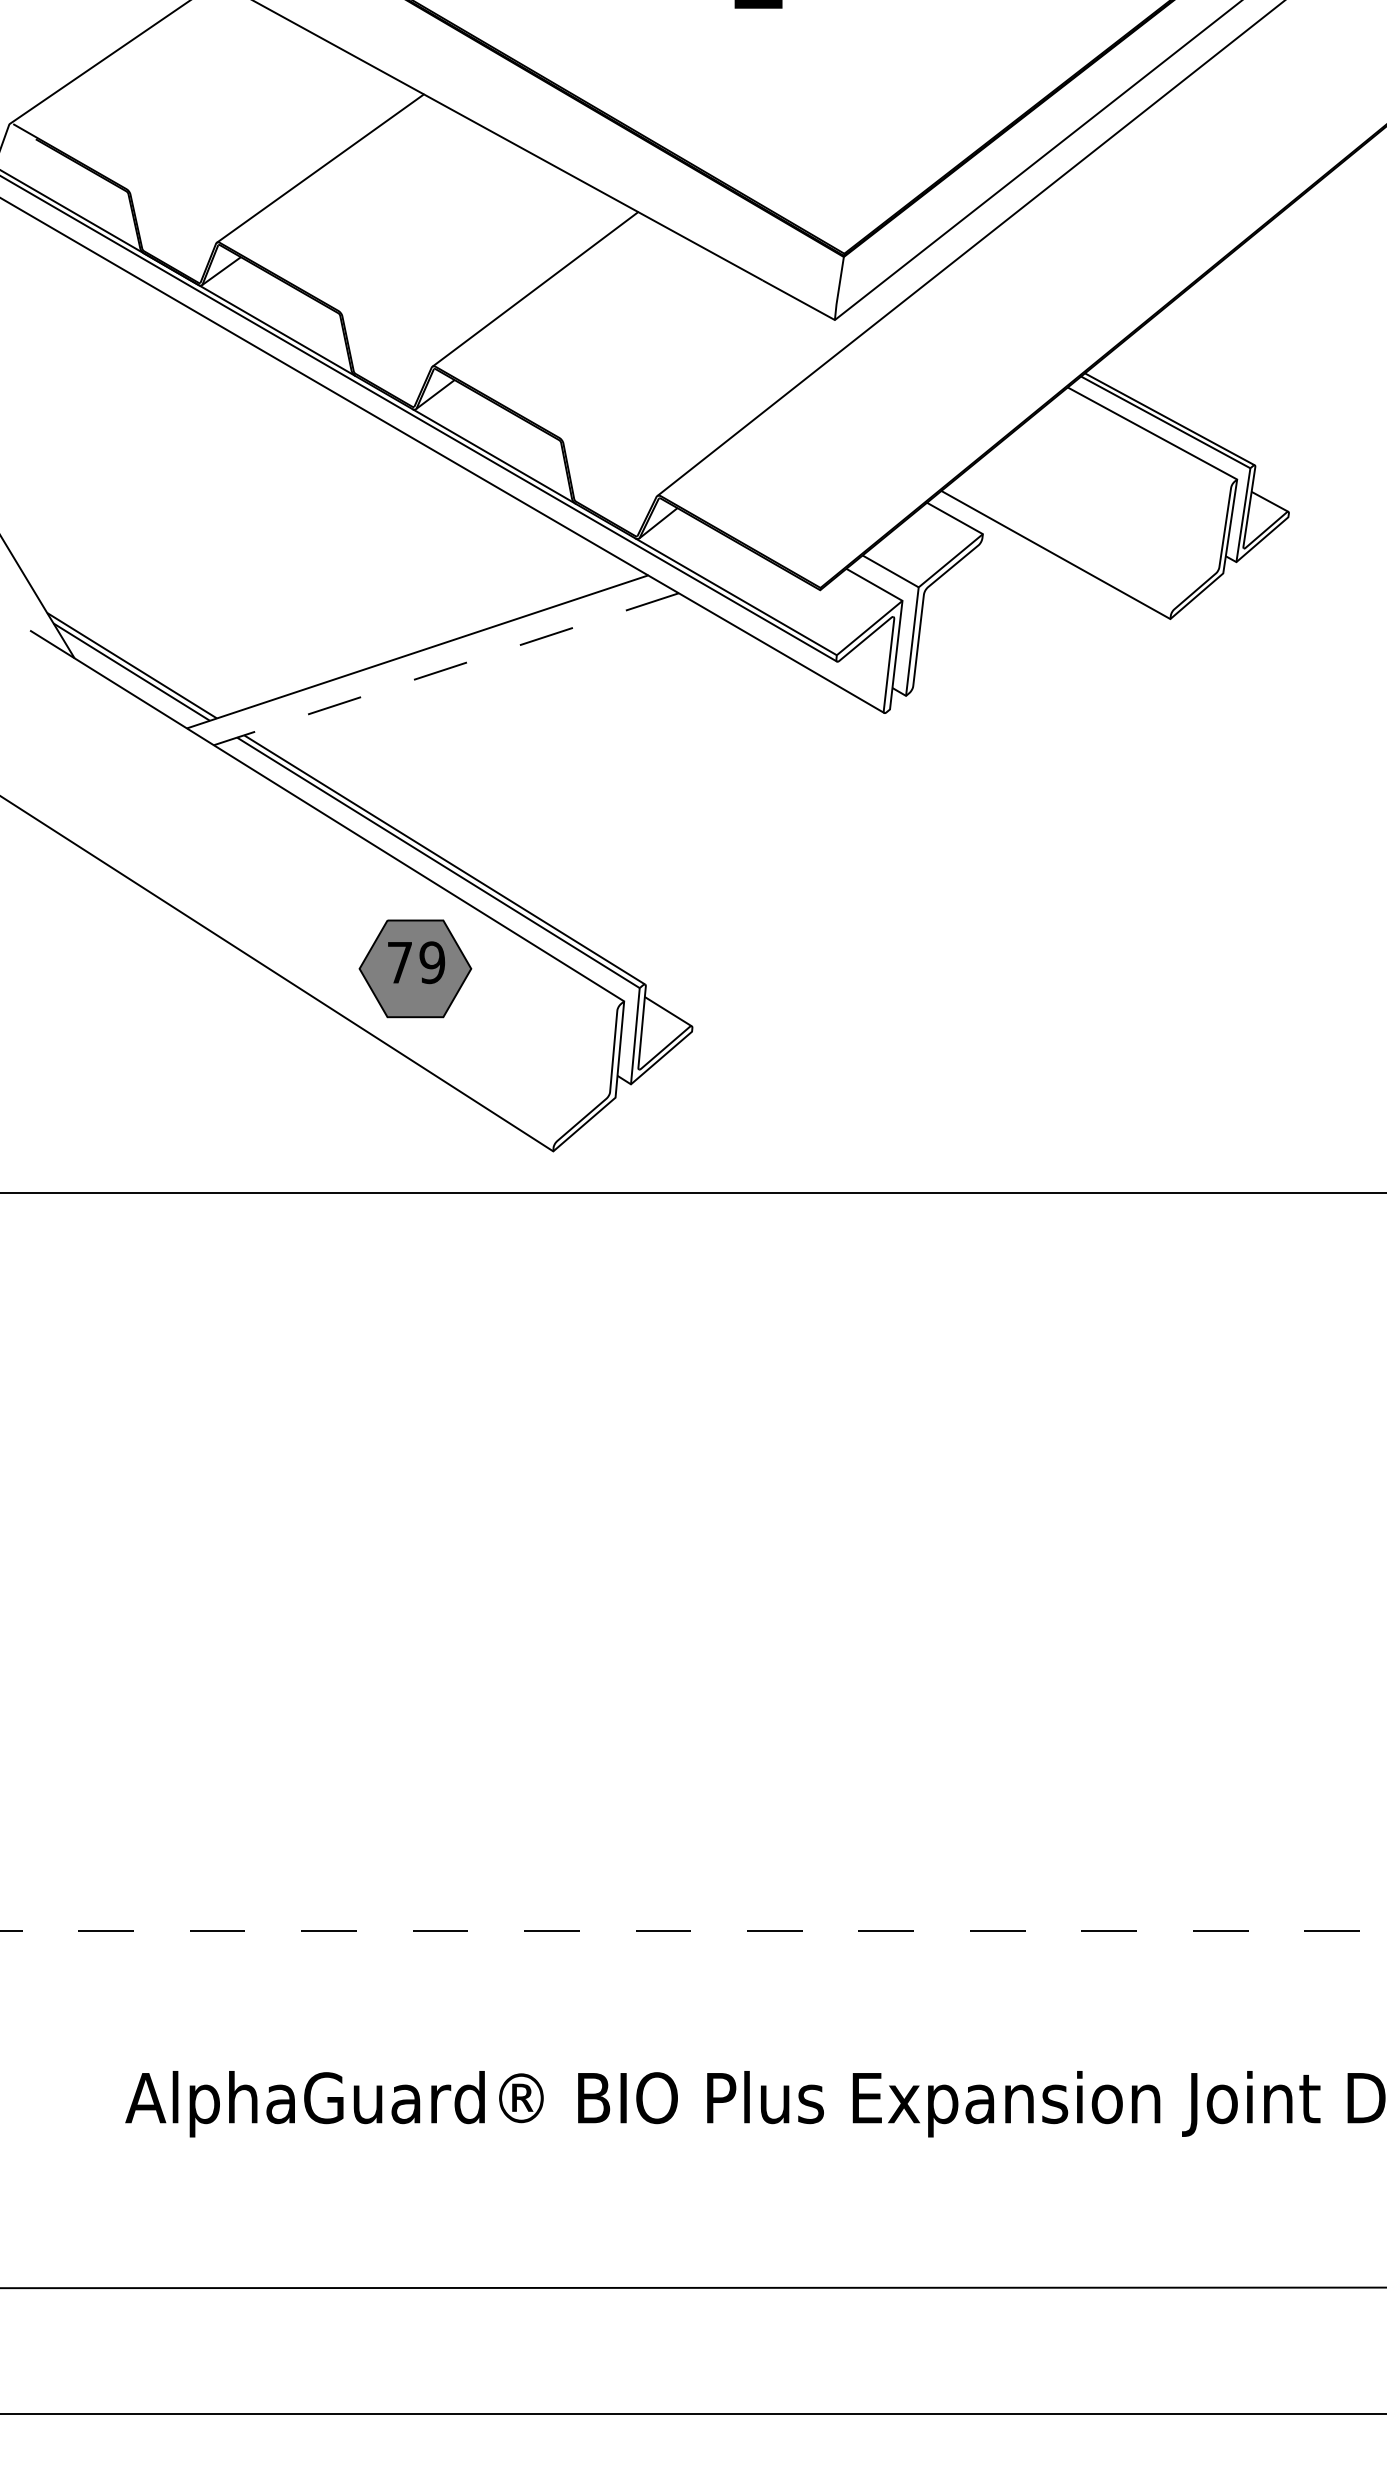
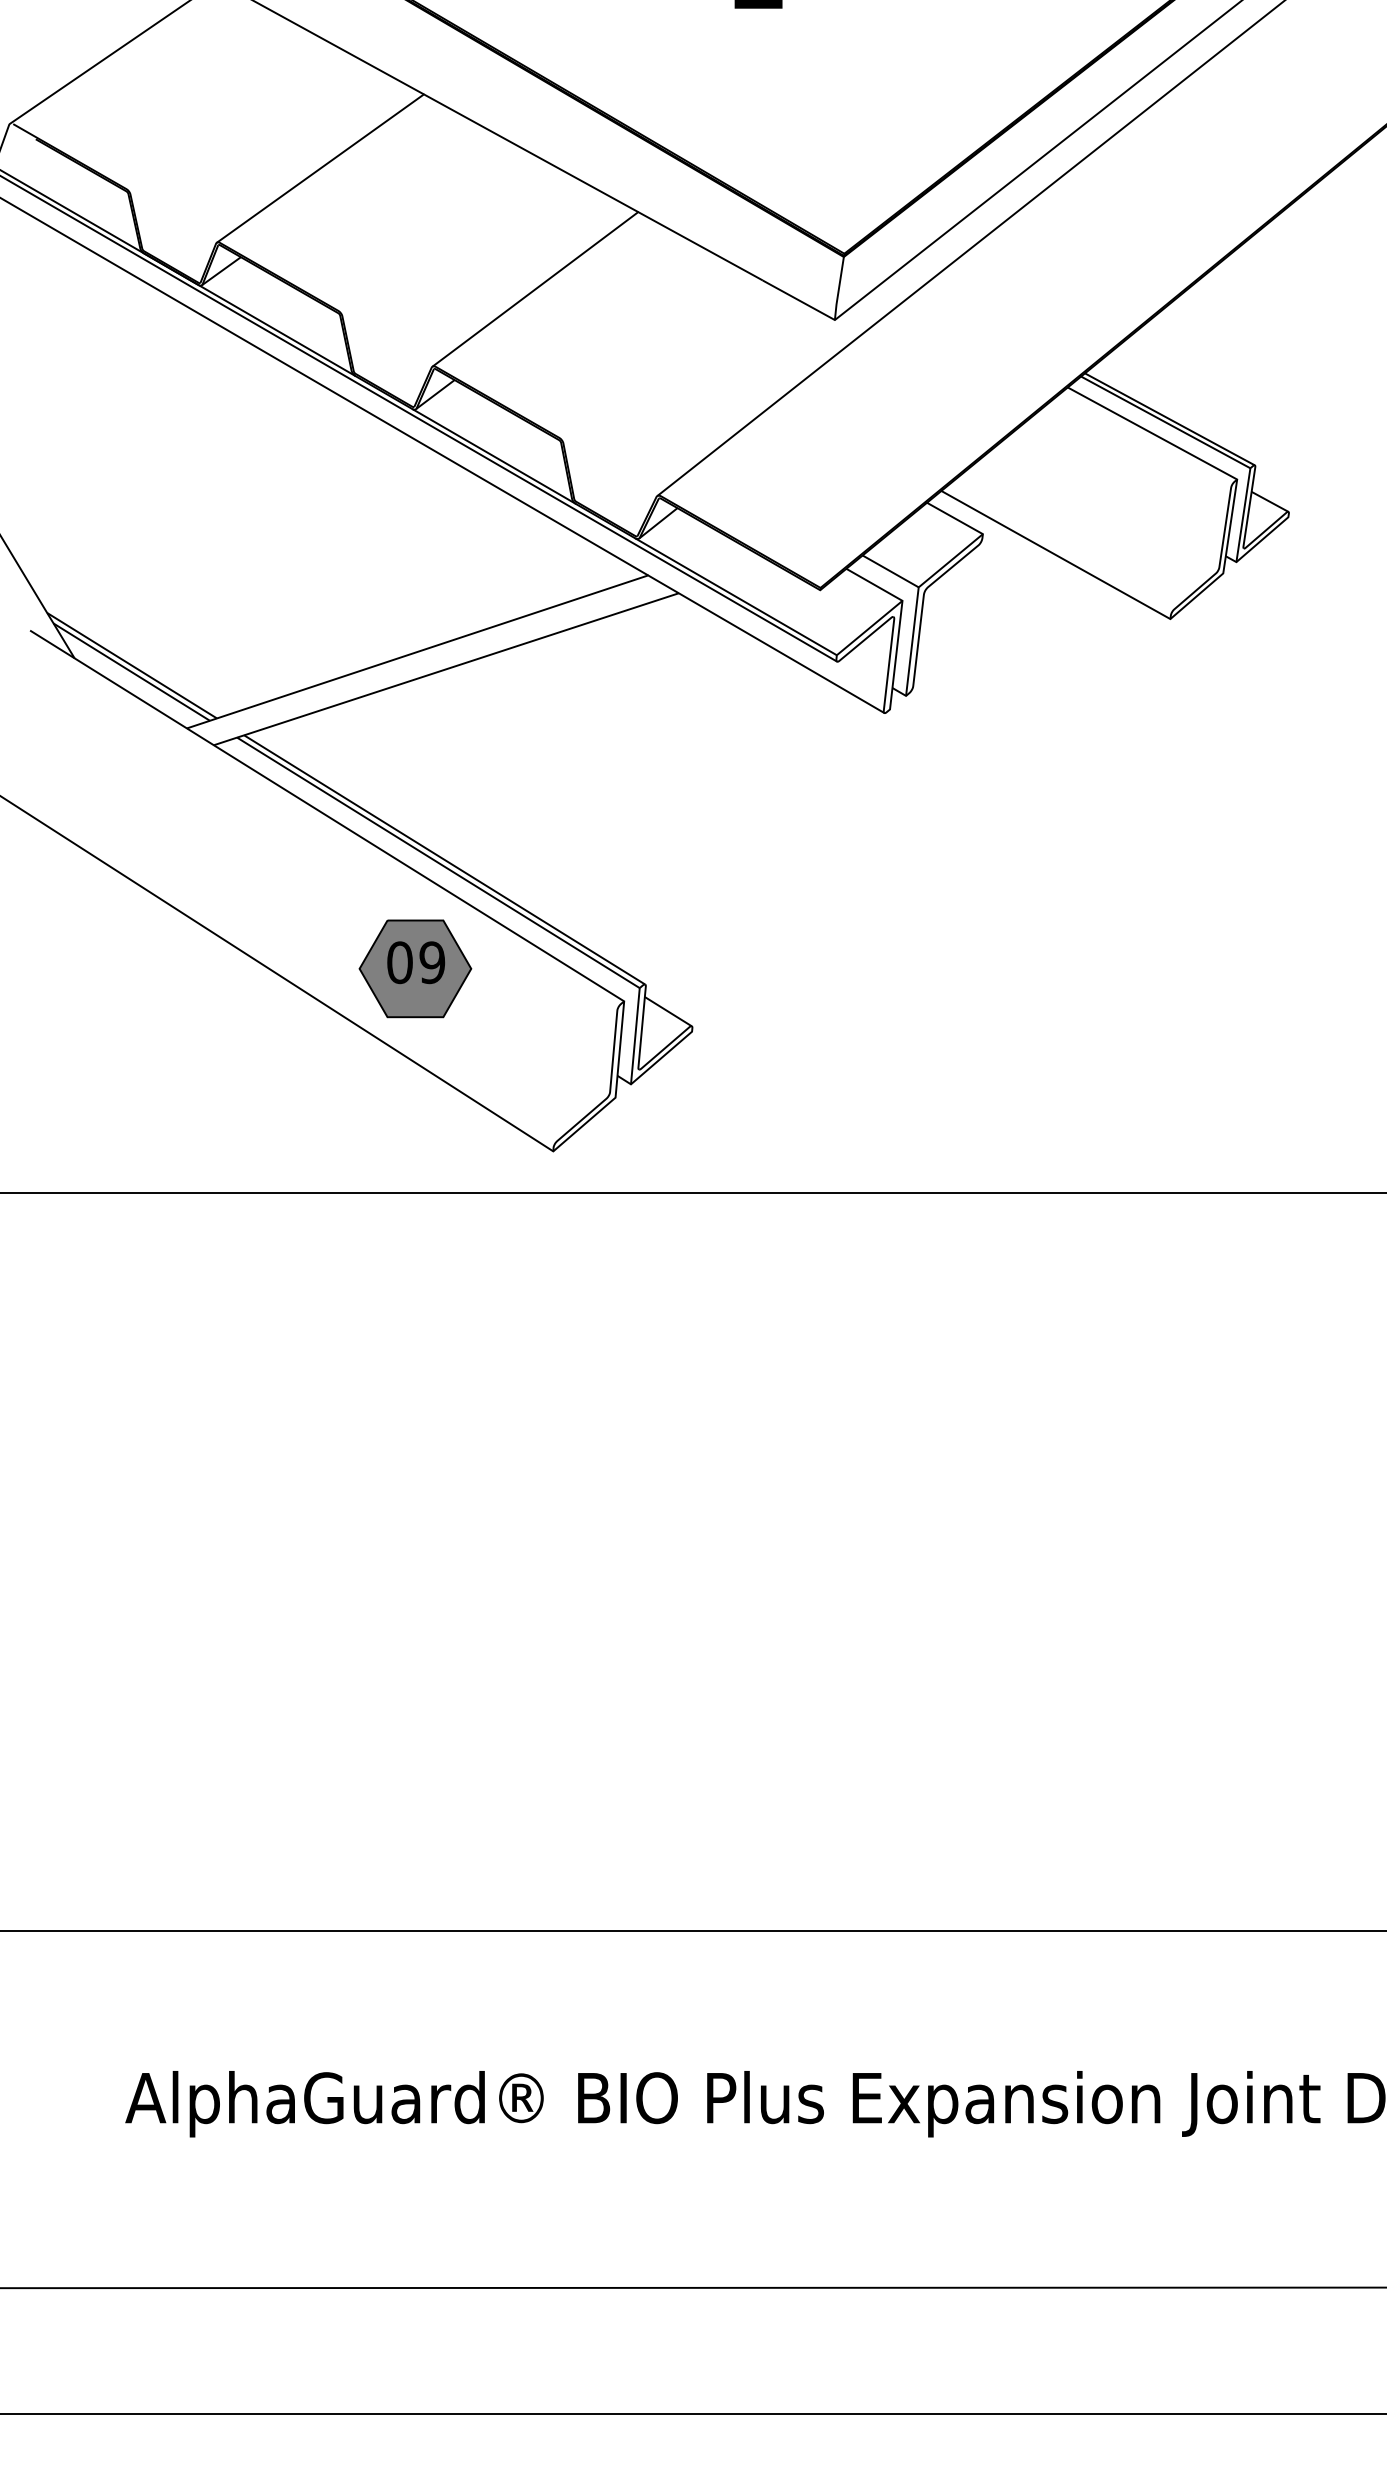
line: dashed -> solid (444, 669)
text: 79 -> 09 (399, 962)
line: dashed -> solid (692, 1931)
